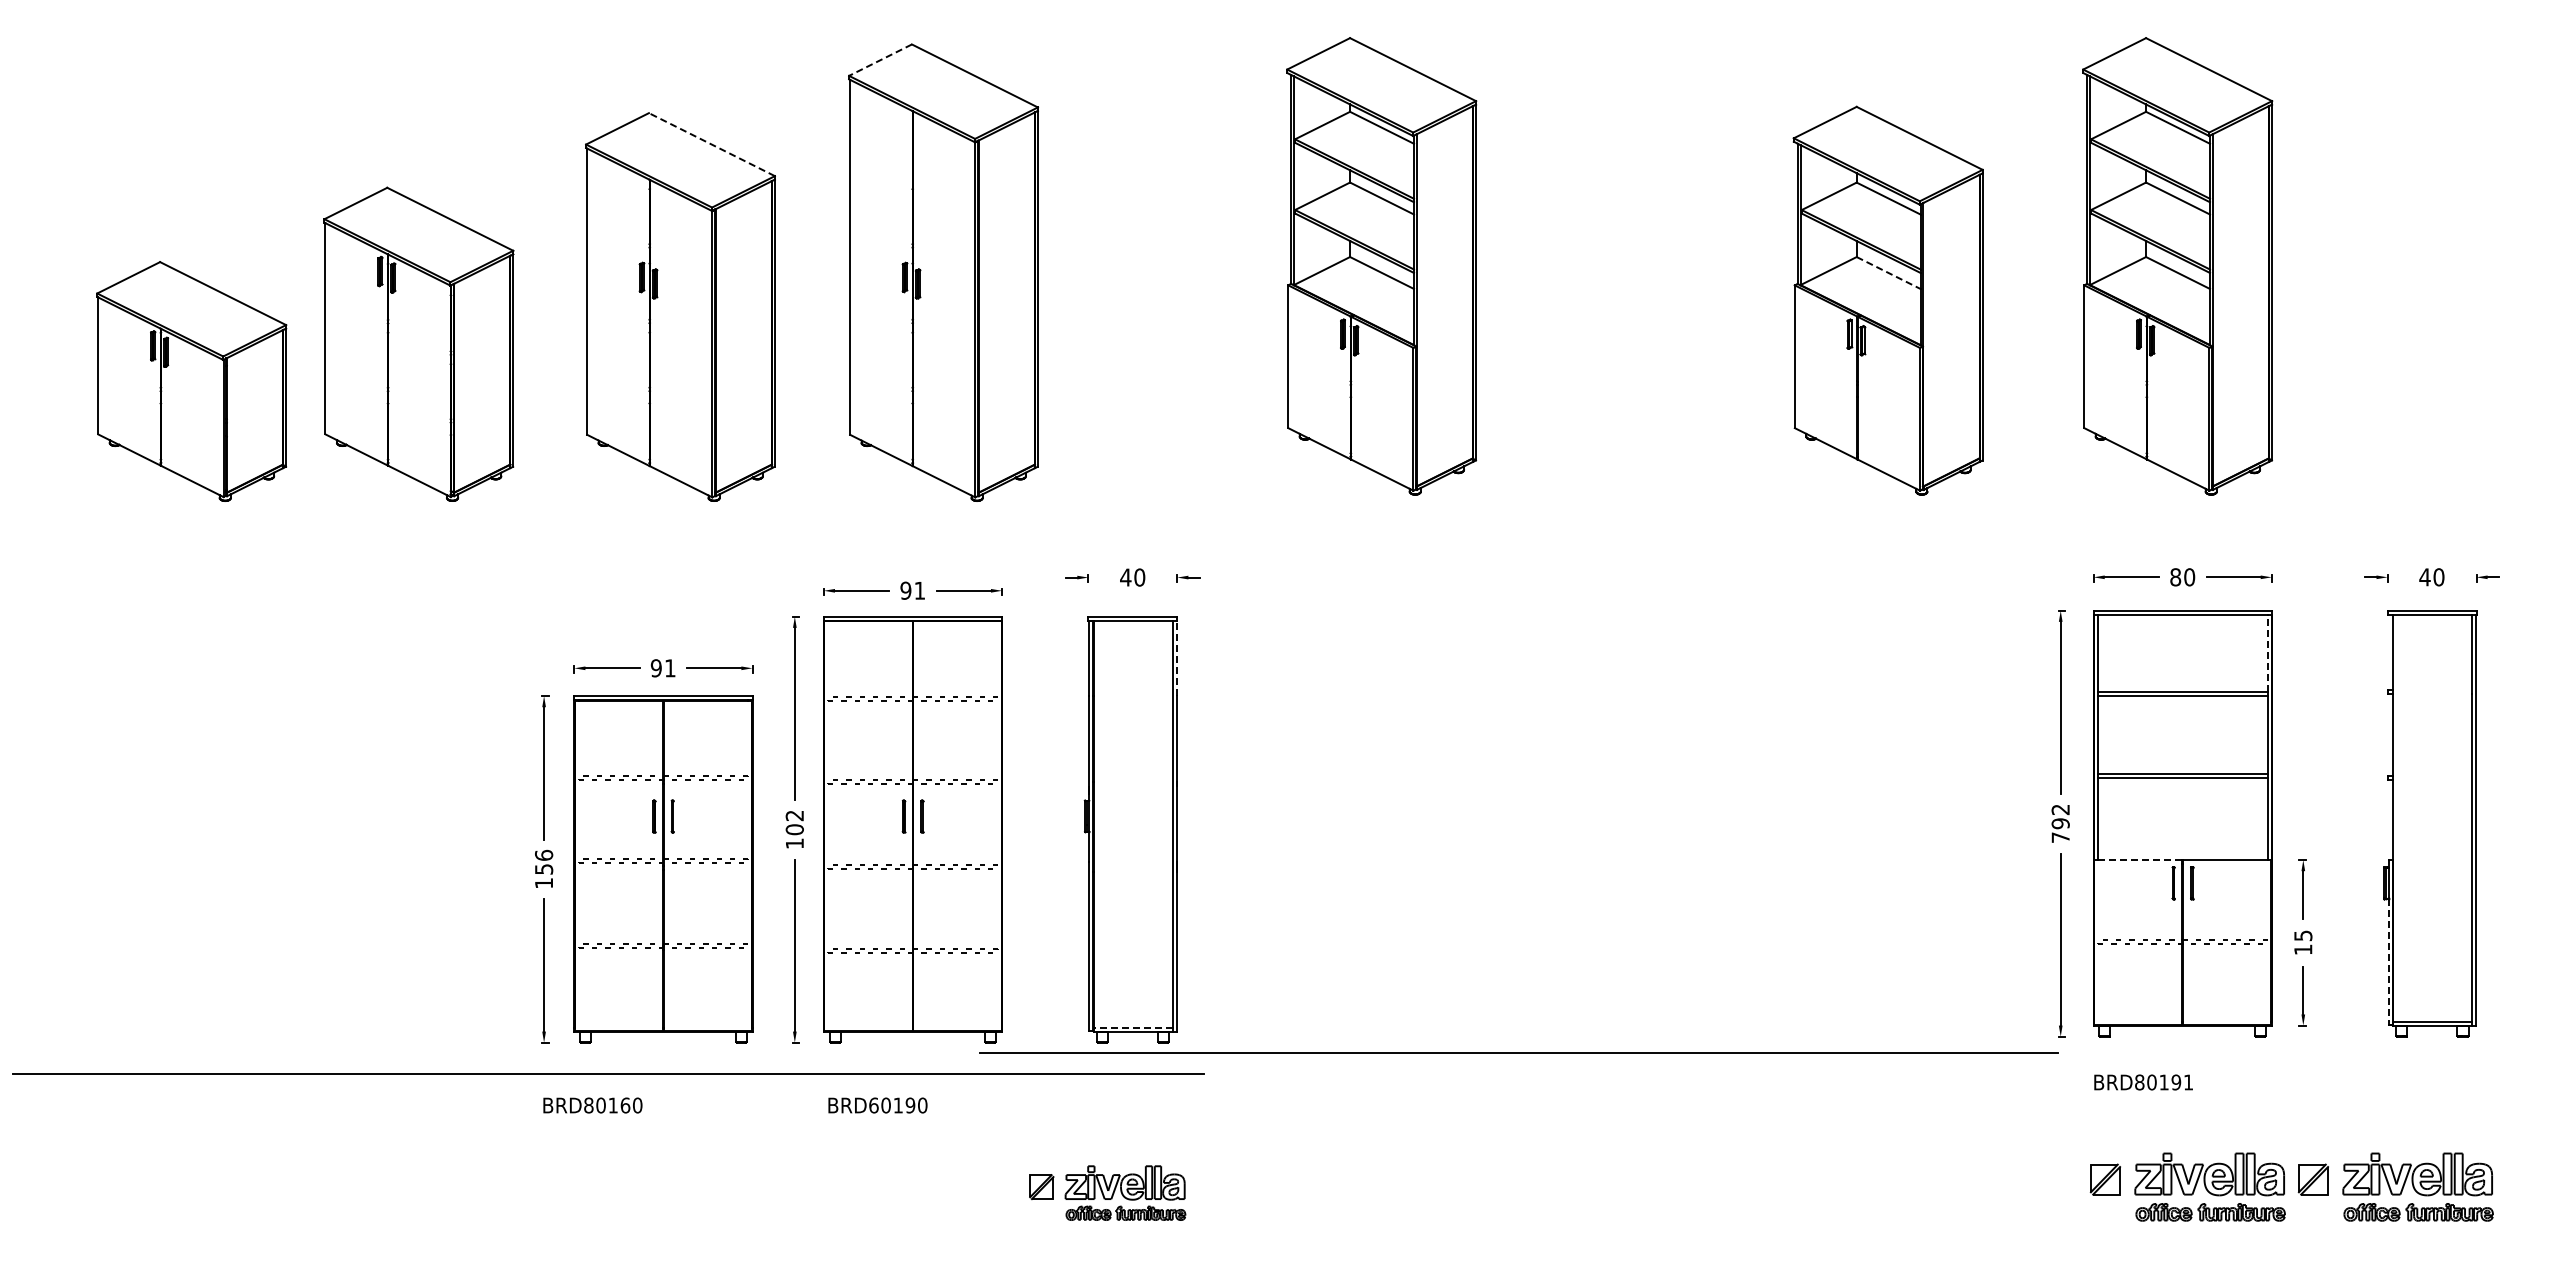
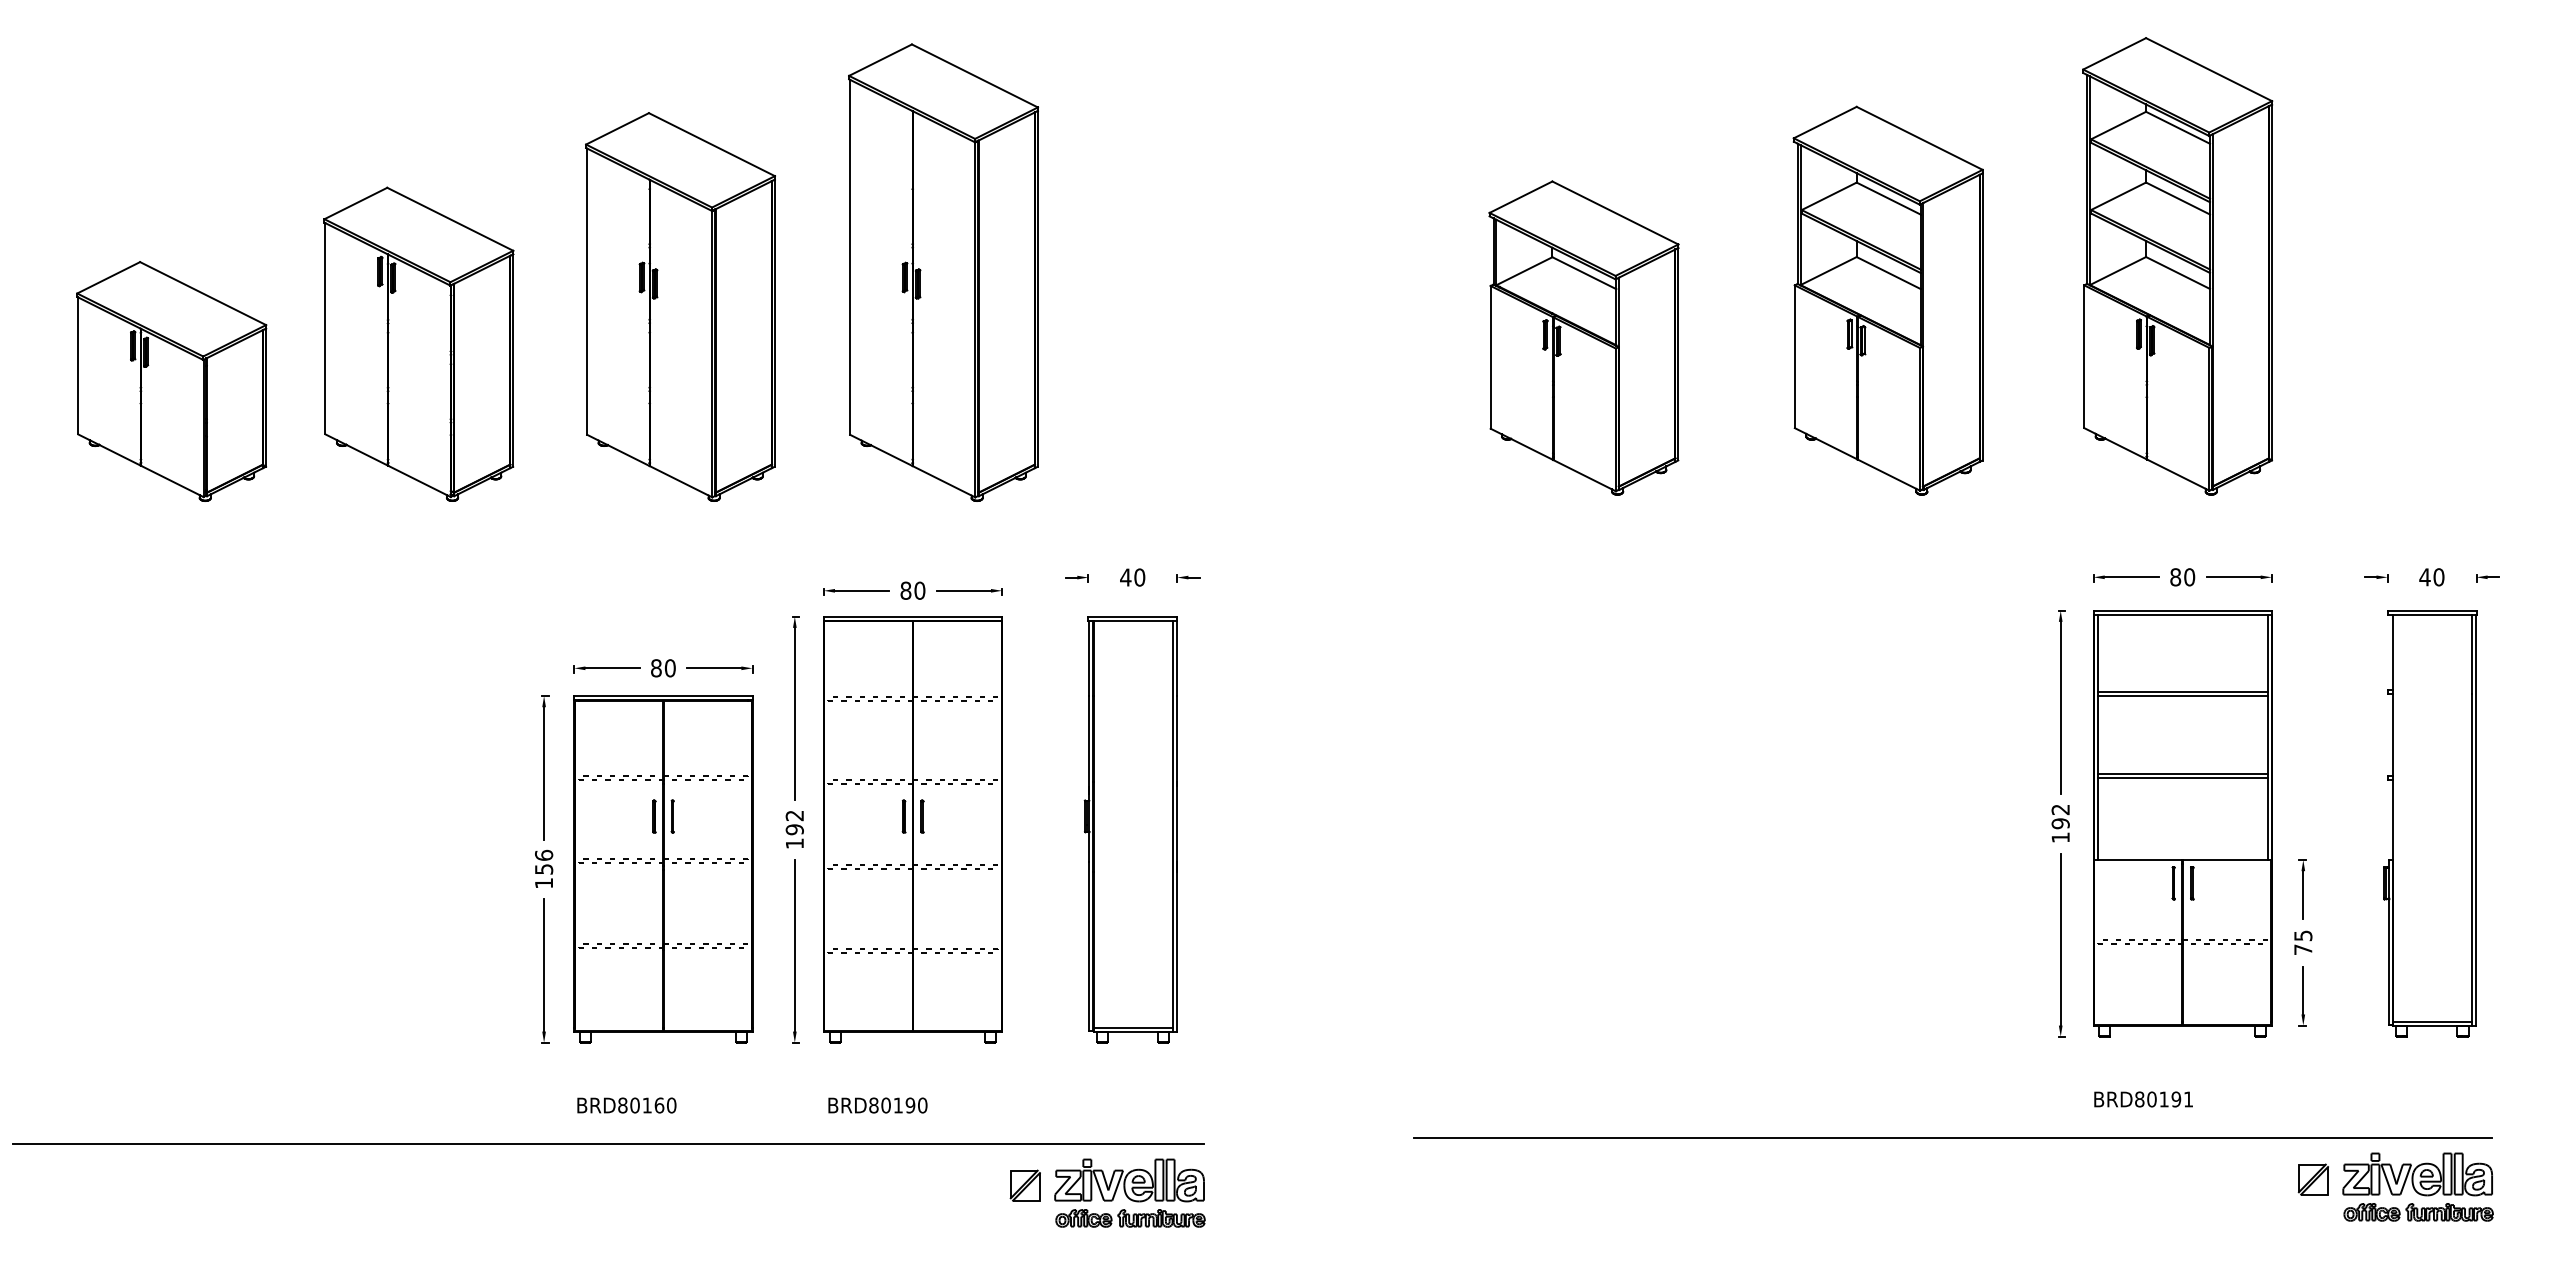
line: dashed -> solid (880, 60)
line: dashed -> solid (711, 144)
part: present -> none (1381, 266)
line: dashed -> solid (1888, 273)
part: none -> present (1583, 337)
part position: (191, 381) -> (171, 381) (171, 381)
text: 91 -> 80 (912, 590)
line: dashed -> solid (2267, 653)
line: dashed -> solid (1177, 658)
text: 91 -> 80 (662, 668)
text: 102 -> 192 (794, 829)
text: 792 -> 192 (2060, 837)
line: dashed -> solid (2139, 860)
text: 15 -> 75 (2303, 949)
line: dashed -> solid (2388, 961)
line: dashed -> solid (1133, 1027)
line position: (1518, 1052) -> (1952, 1137) (1952, 1137)
line position: (608, 1073) -> (608, 1143) (608, 1143)
text position: (2143, 1082) -> (2143, 1099) (2143, 1099)
text position: (592, 1105) -> (626, 1105) (626, 1105)
text: BRD60190 -> BRD80190 (873, 1105)
part: present -> none (2187, 1186)
part size: 158x56 px -> 197x70 px (1107, 1192)
